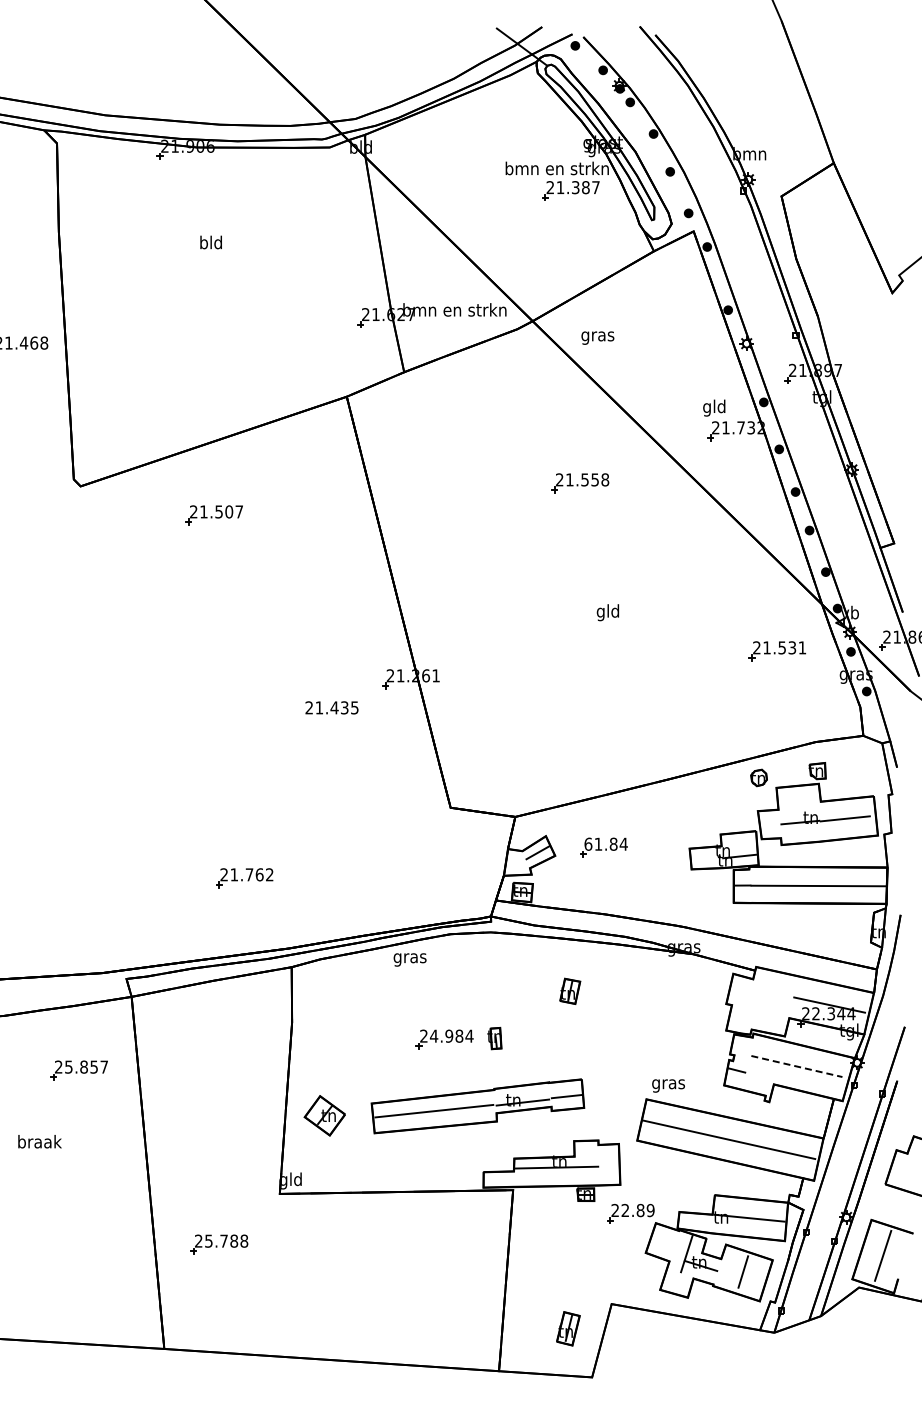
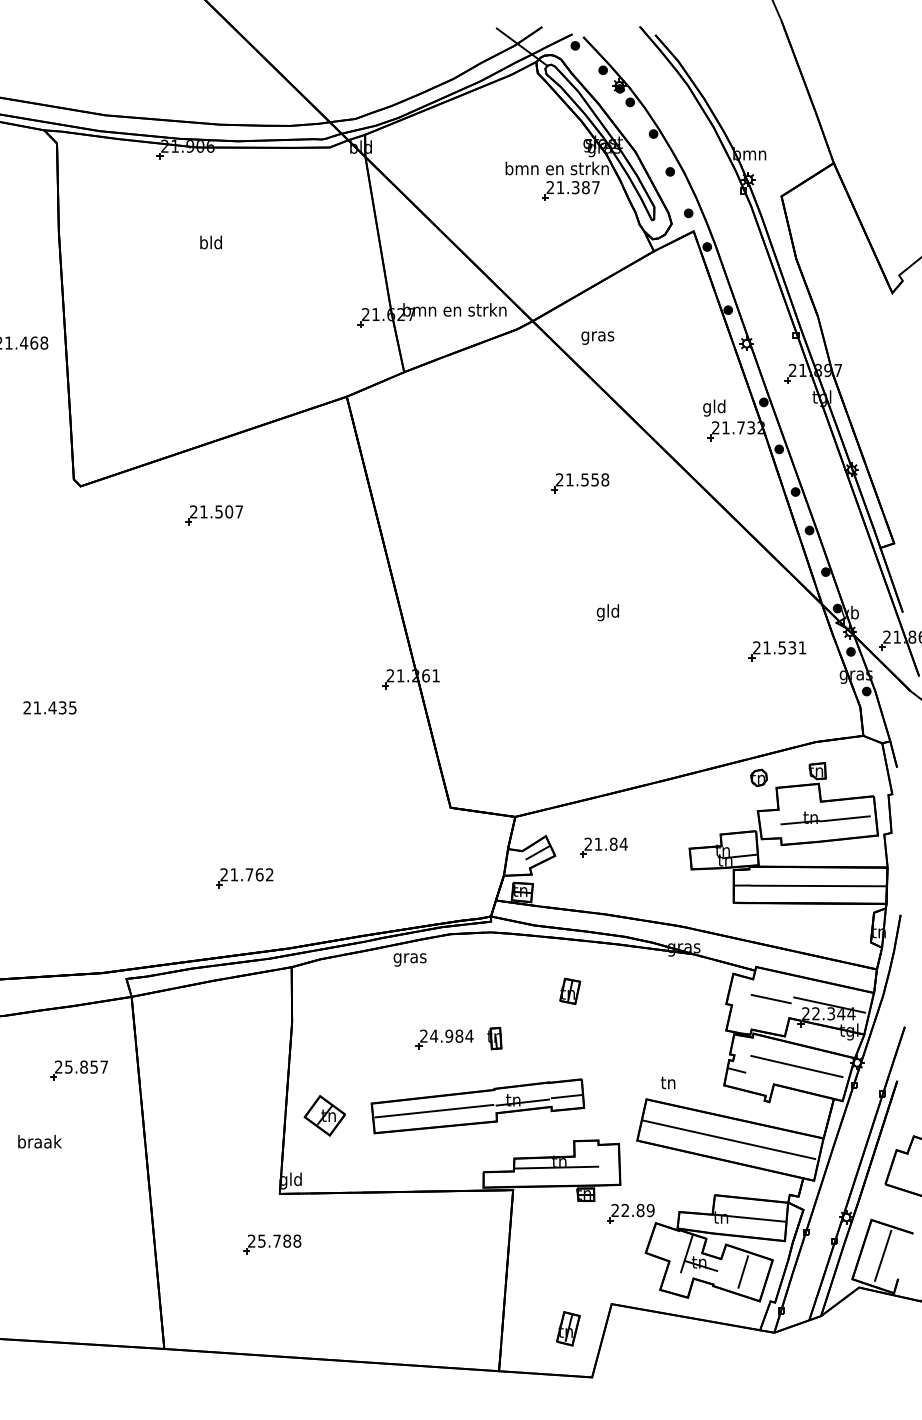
text position: (331, 707) -> (49, 707) (49, 707)
text: 61.84 -> 21.84 (588, 843)
line: none -> present (770, 998)
line: dashed -> solid (796, 1066)
text: gras -> tn (668, 1084)
part position: (219, 1244) -> (272, 1244) (272, 1244)
